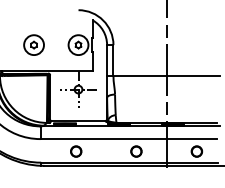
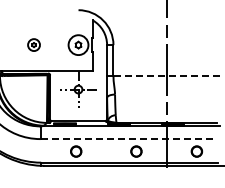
part size: 22x22 px -> 14x14 px (33, 44)
line: solid -> dashed (166, 75)
line: solid -> dashed (129, 139)
